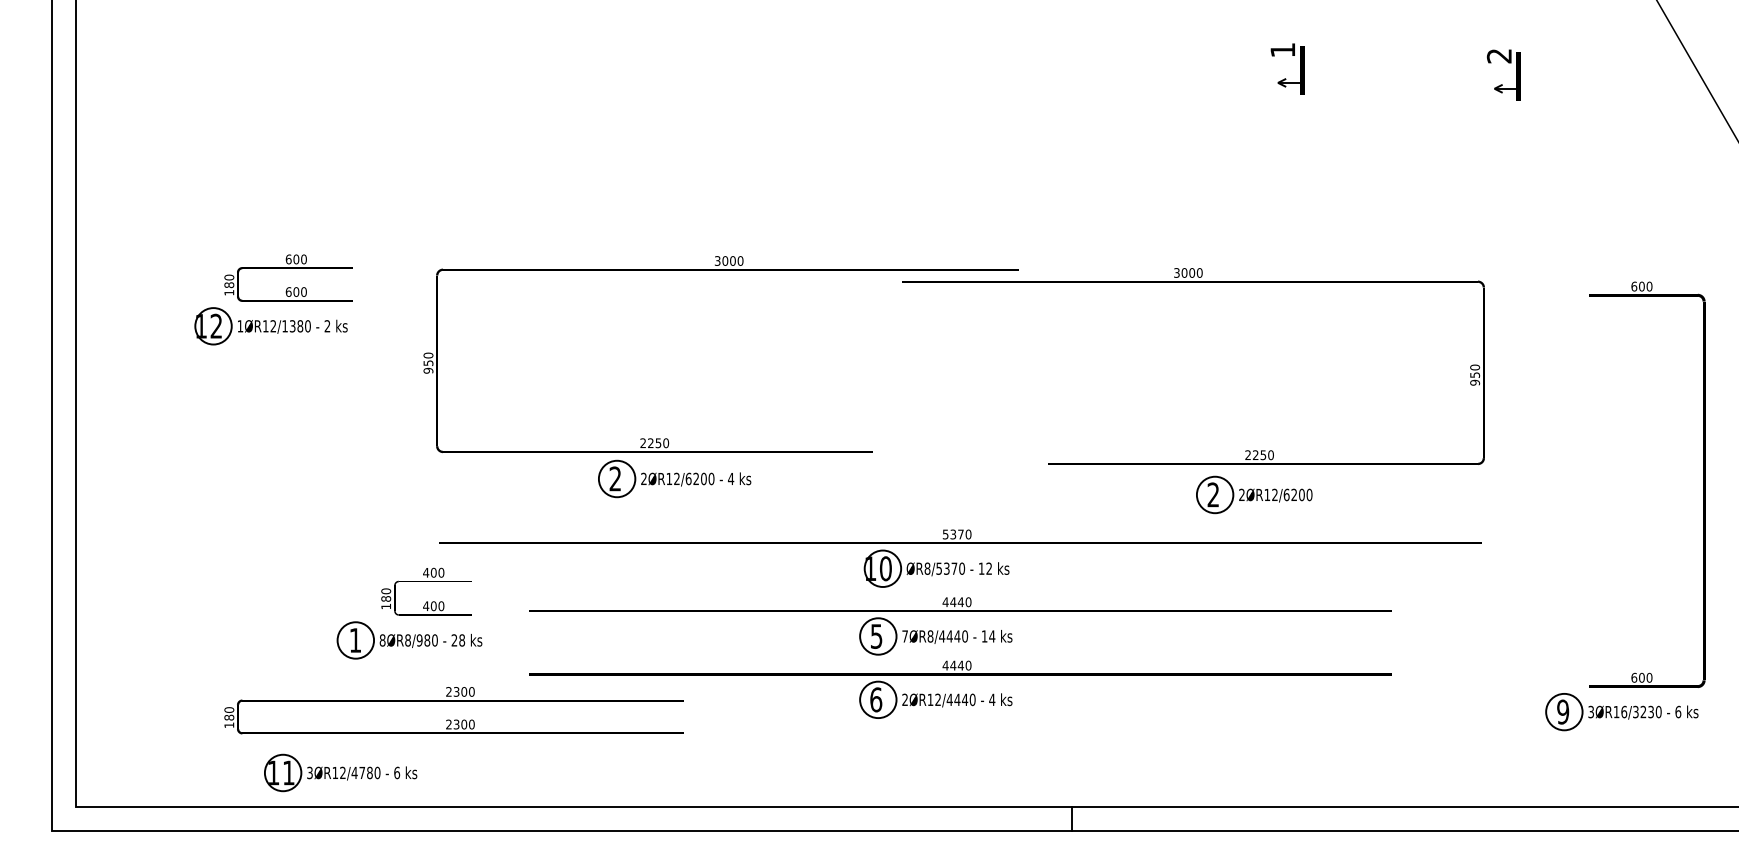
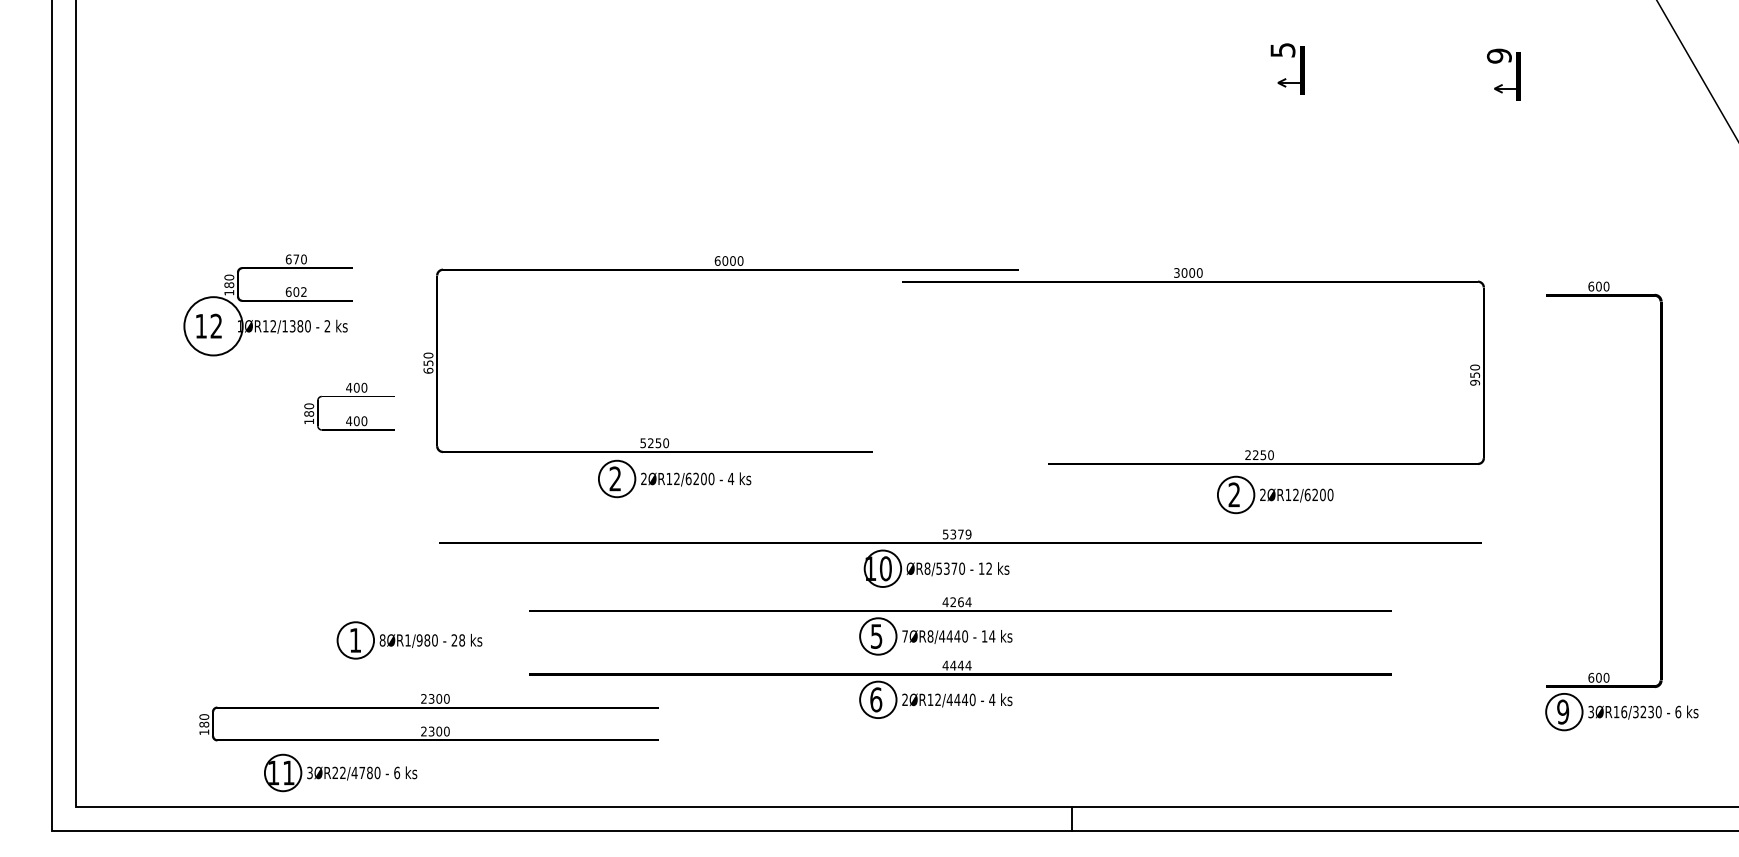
text: 1 -> 5 (1282, 50)
text: 2 -> 9 (1499, 55)
text: 600 -> 670 (296, 259)
text: 3000 -> 6000 (717, 260)
text: 600 -> 602 (303, 291)
circle diameter: 36 px -> 58 px (213, 326)
text: 950 -> 650 (428, 370)
text: 2250 -> 5250 (642, 443)
text position: (1647, 484) -> (1604, 484) (1604, 484)
part position: (1254, 494) -> (1275, 494) (1275, 494)
text: 5370 -> 5379 (968, 534)
text position: (426, 591) -> (349, 406) (349, 406)
text: 4440 -> 4264 (960, 602)
text: 8ØR8/980 -> 8ØR1/980 (407, 640)
text: 4440 -> 4444 (968, 665)
text position: (453, 710) -> (428, 717) (428, 717)
text: 3ØR12/4780 -> 3ØR22/4780 (335, 772)
